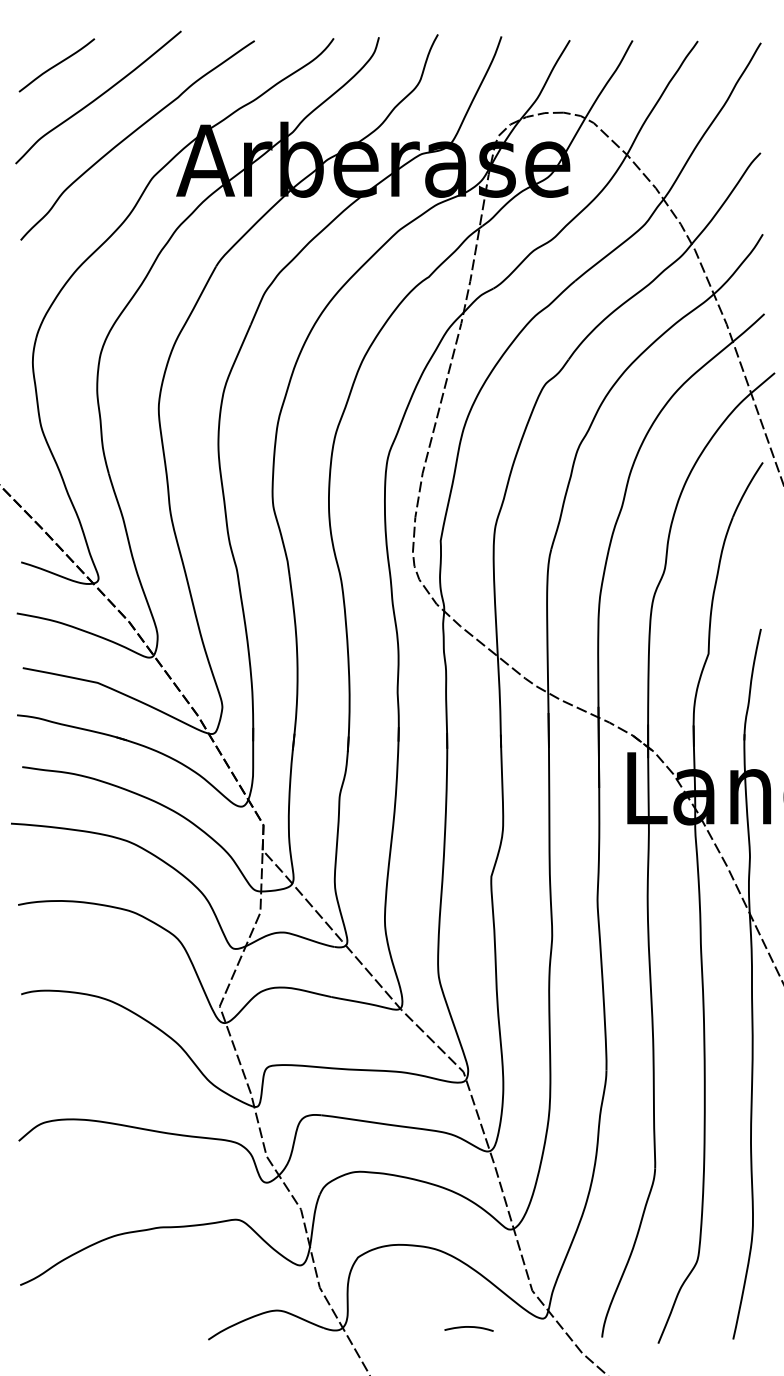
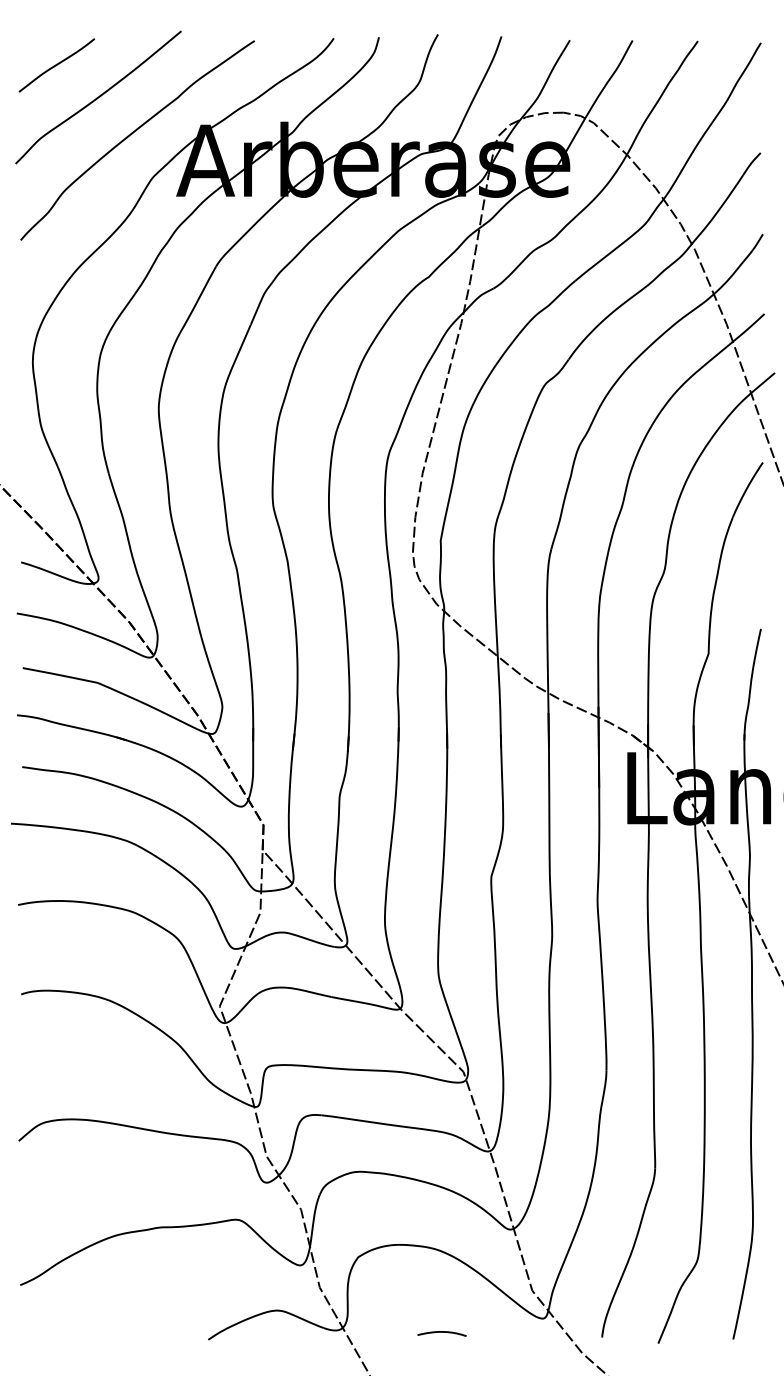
curve position: (468, 1327) -> (441, 1332) (441, 1332)
